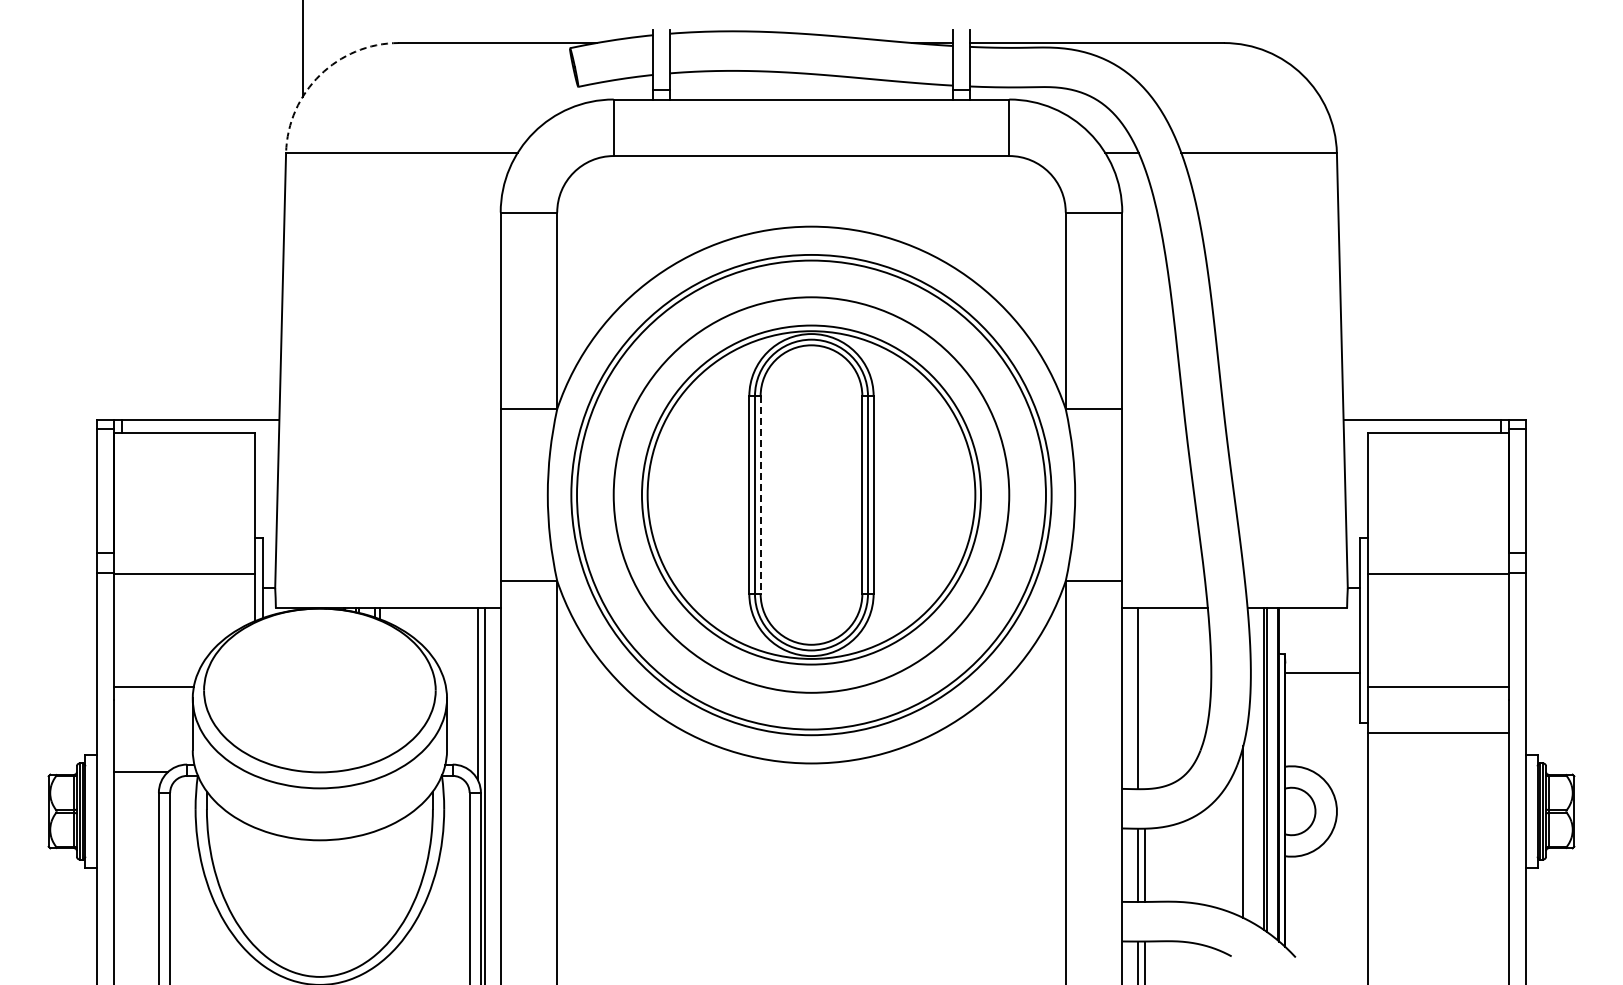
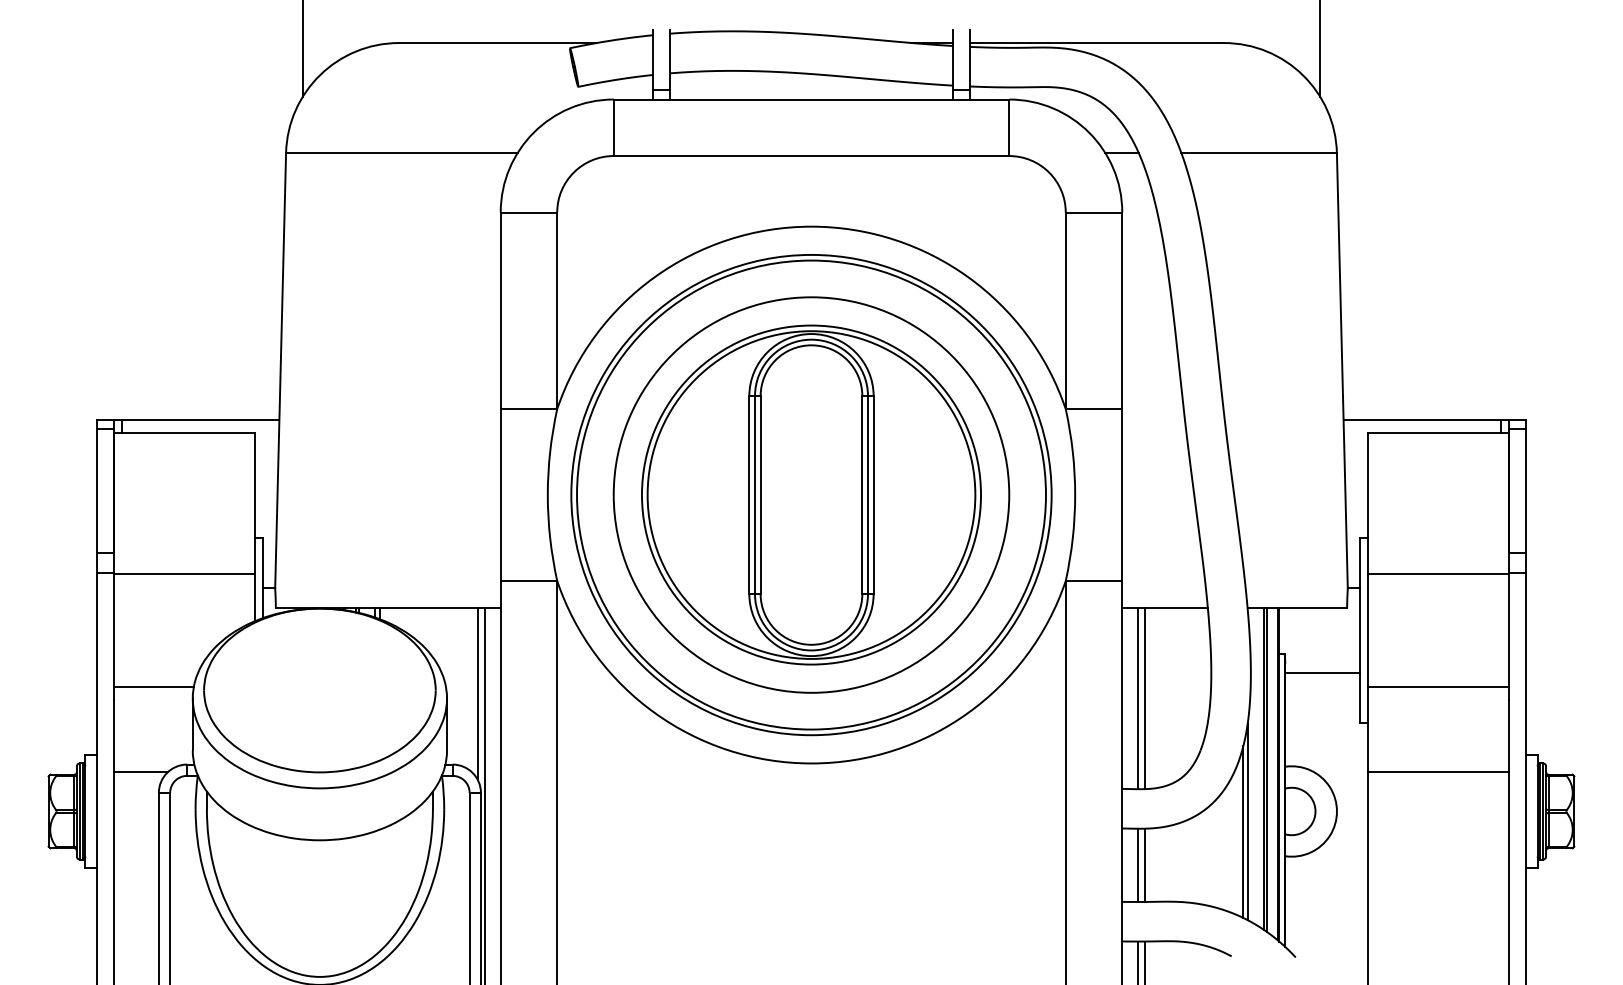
line: none -> present (1320, 49)
arc: dashed -> solid (320, 75)
line: dashed -> solid (760, 495)
line: none -> present (1145, 698)
line position: (1438, 732) -> (1438, 771) (1438, 771)
line: none -> present (1247, 822)
